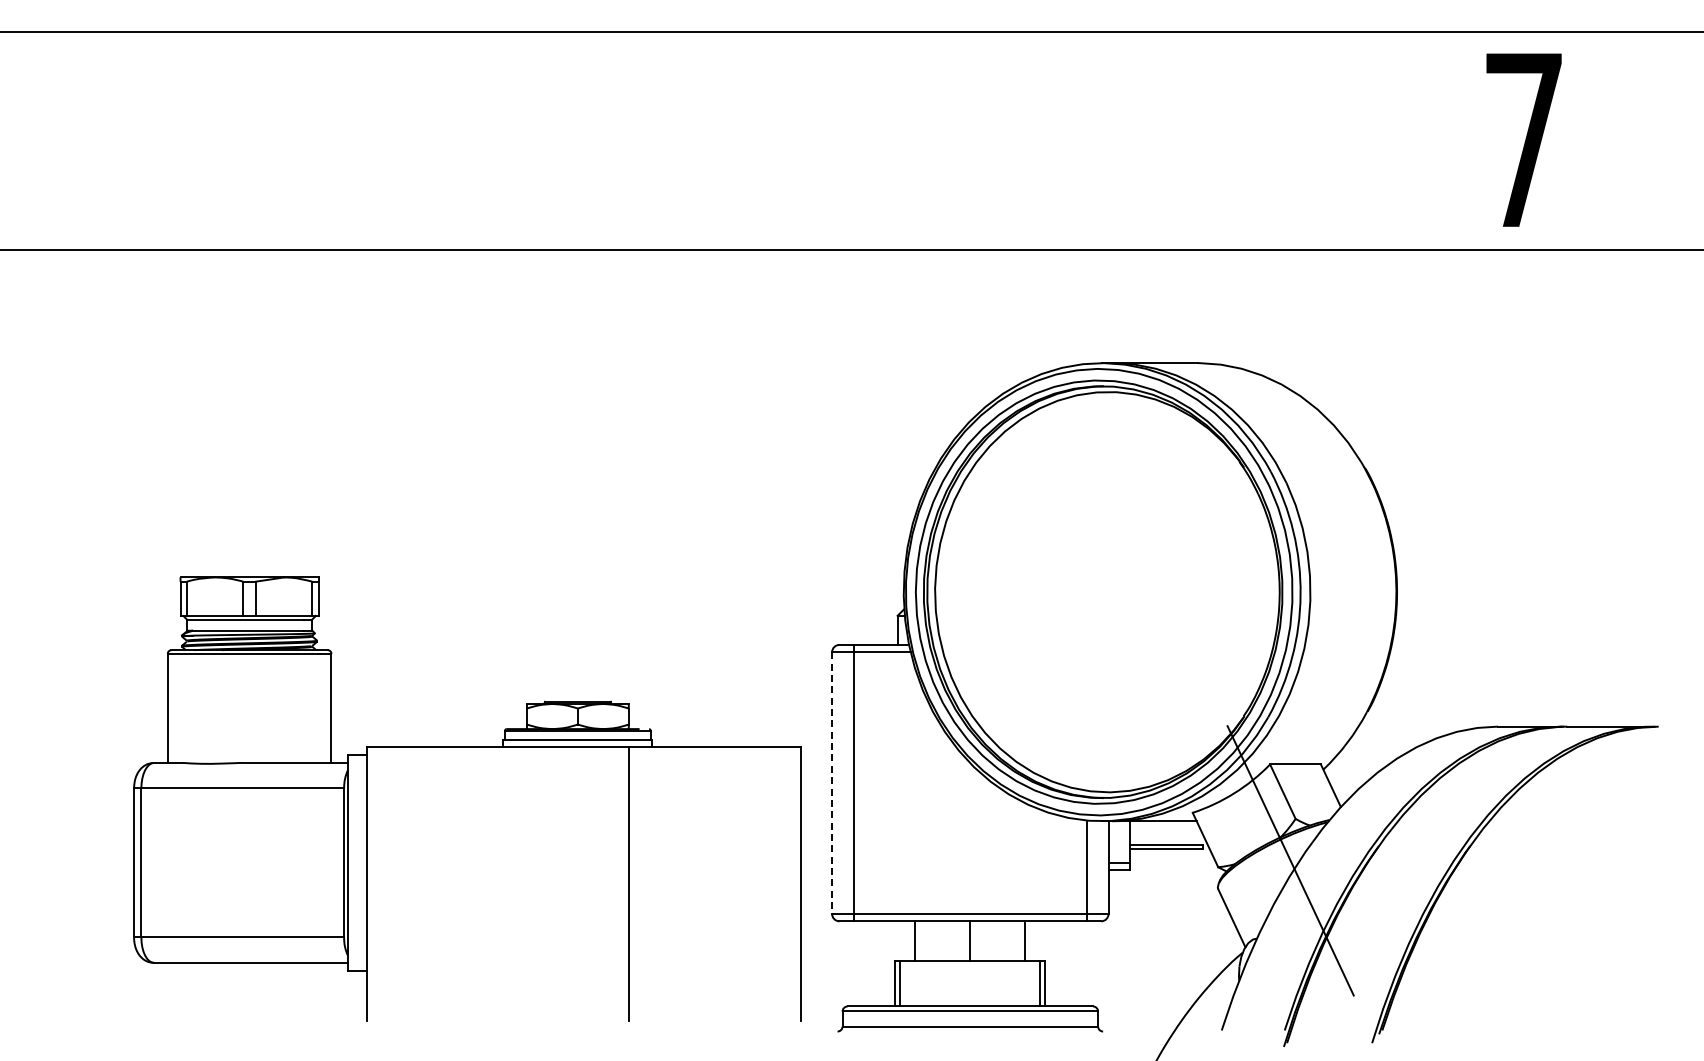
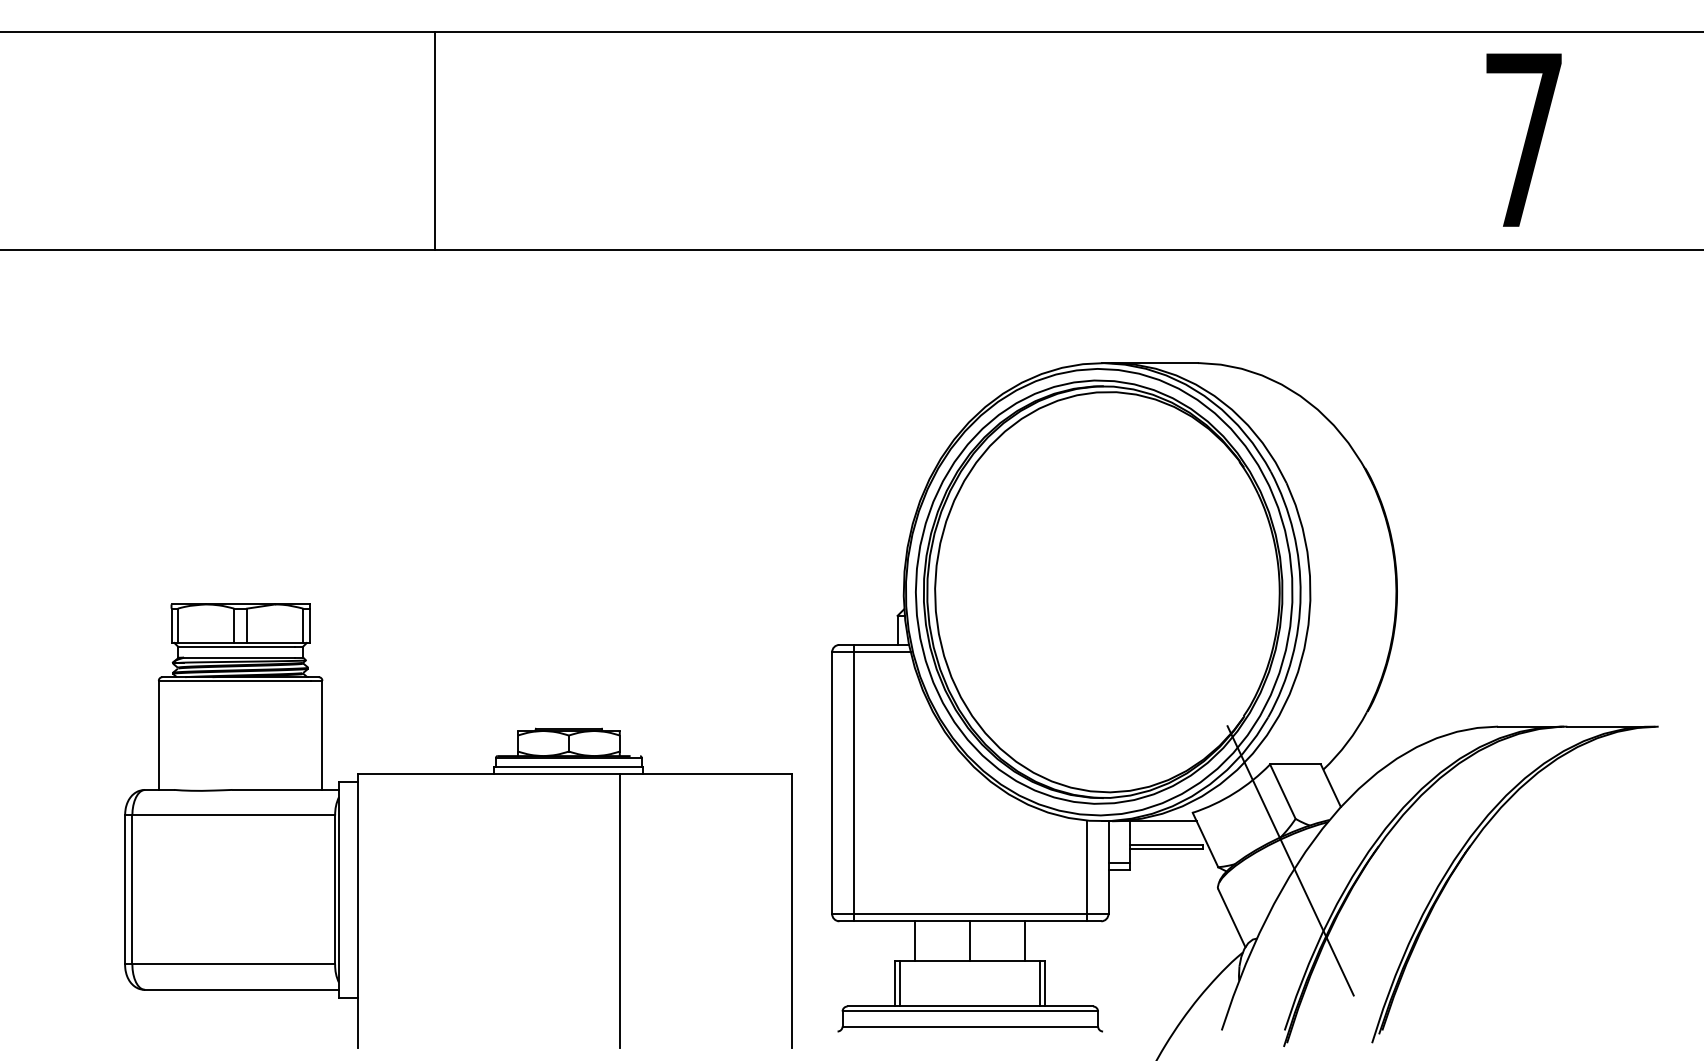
line: none -> present (435, 140)
part position: (467, 747) -> (458, 774) (458, 774)
line: dashed -> solid (832, 783)
